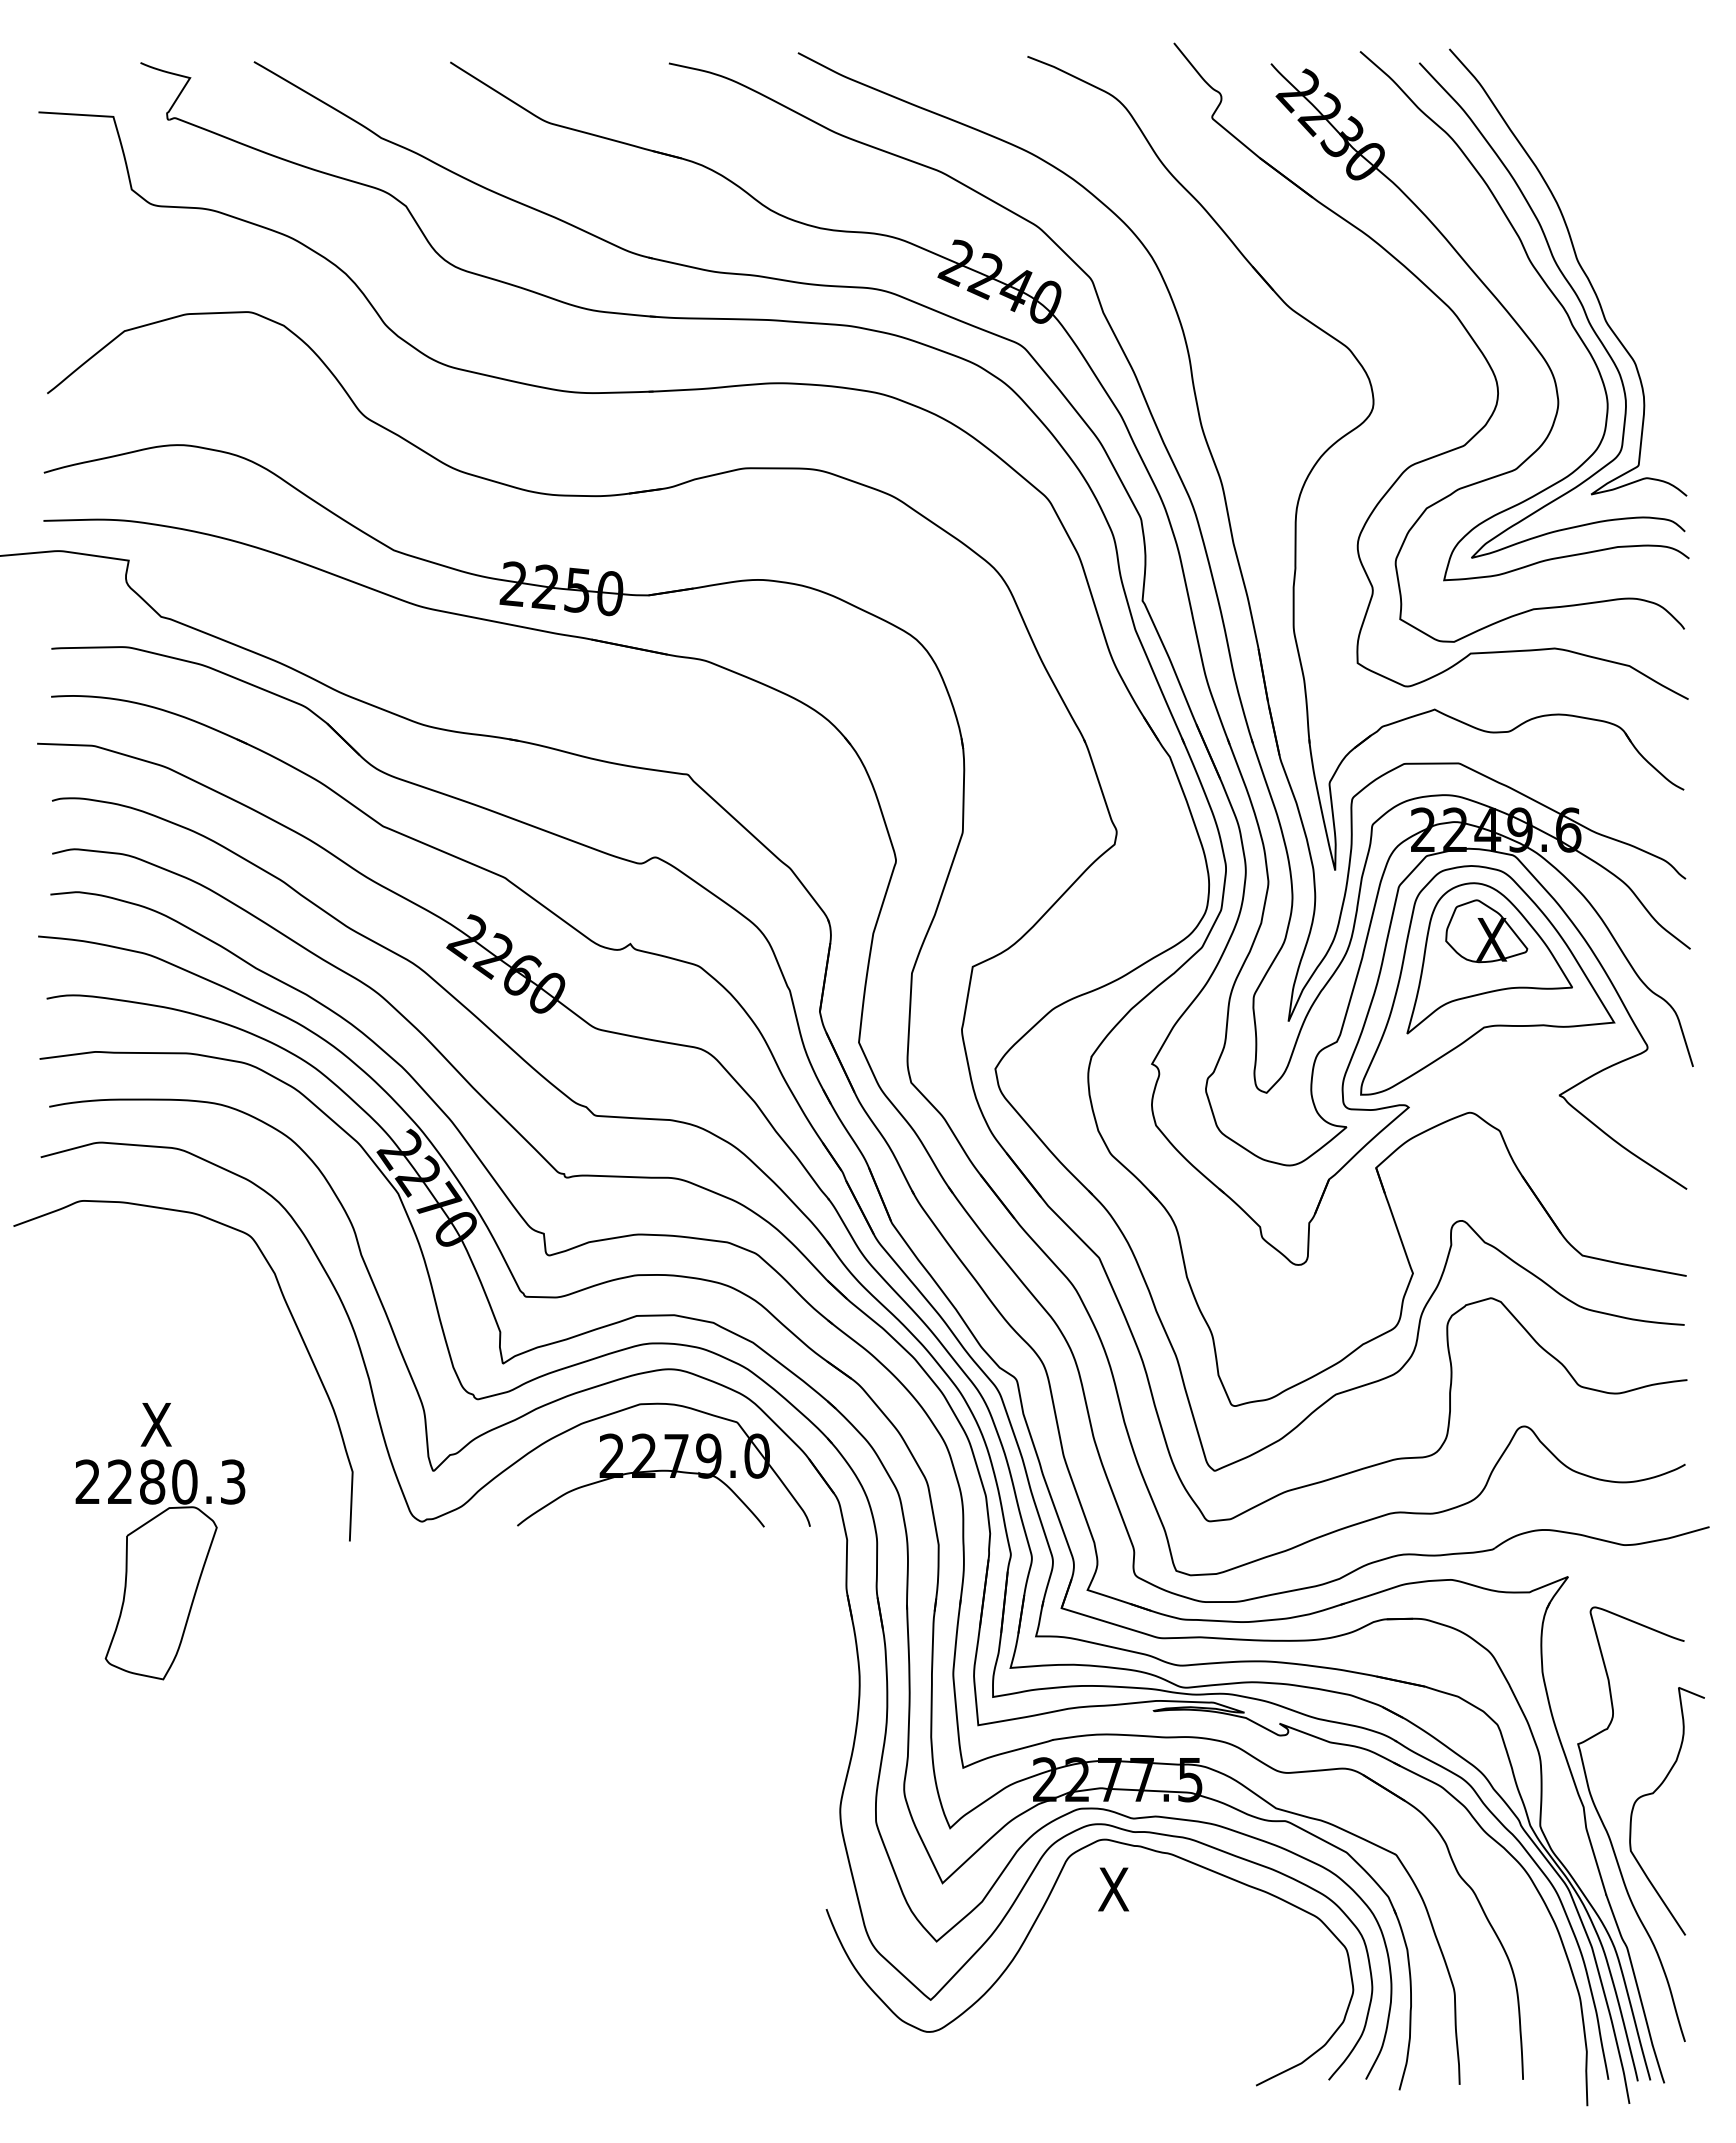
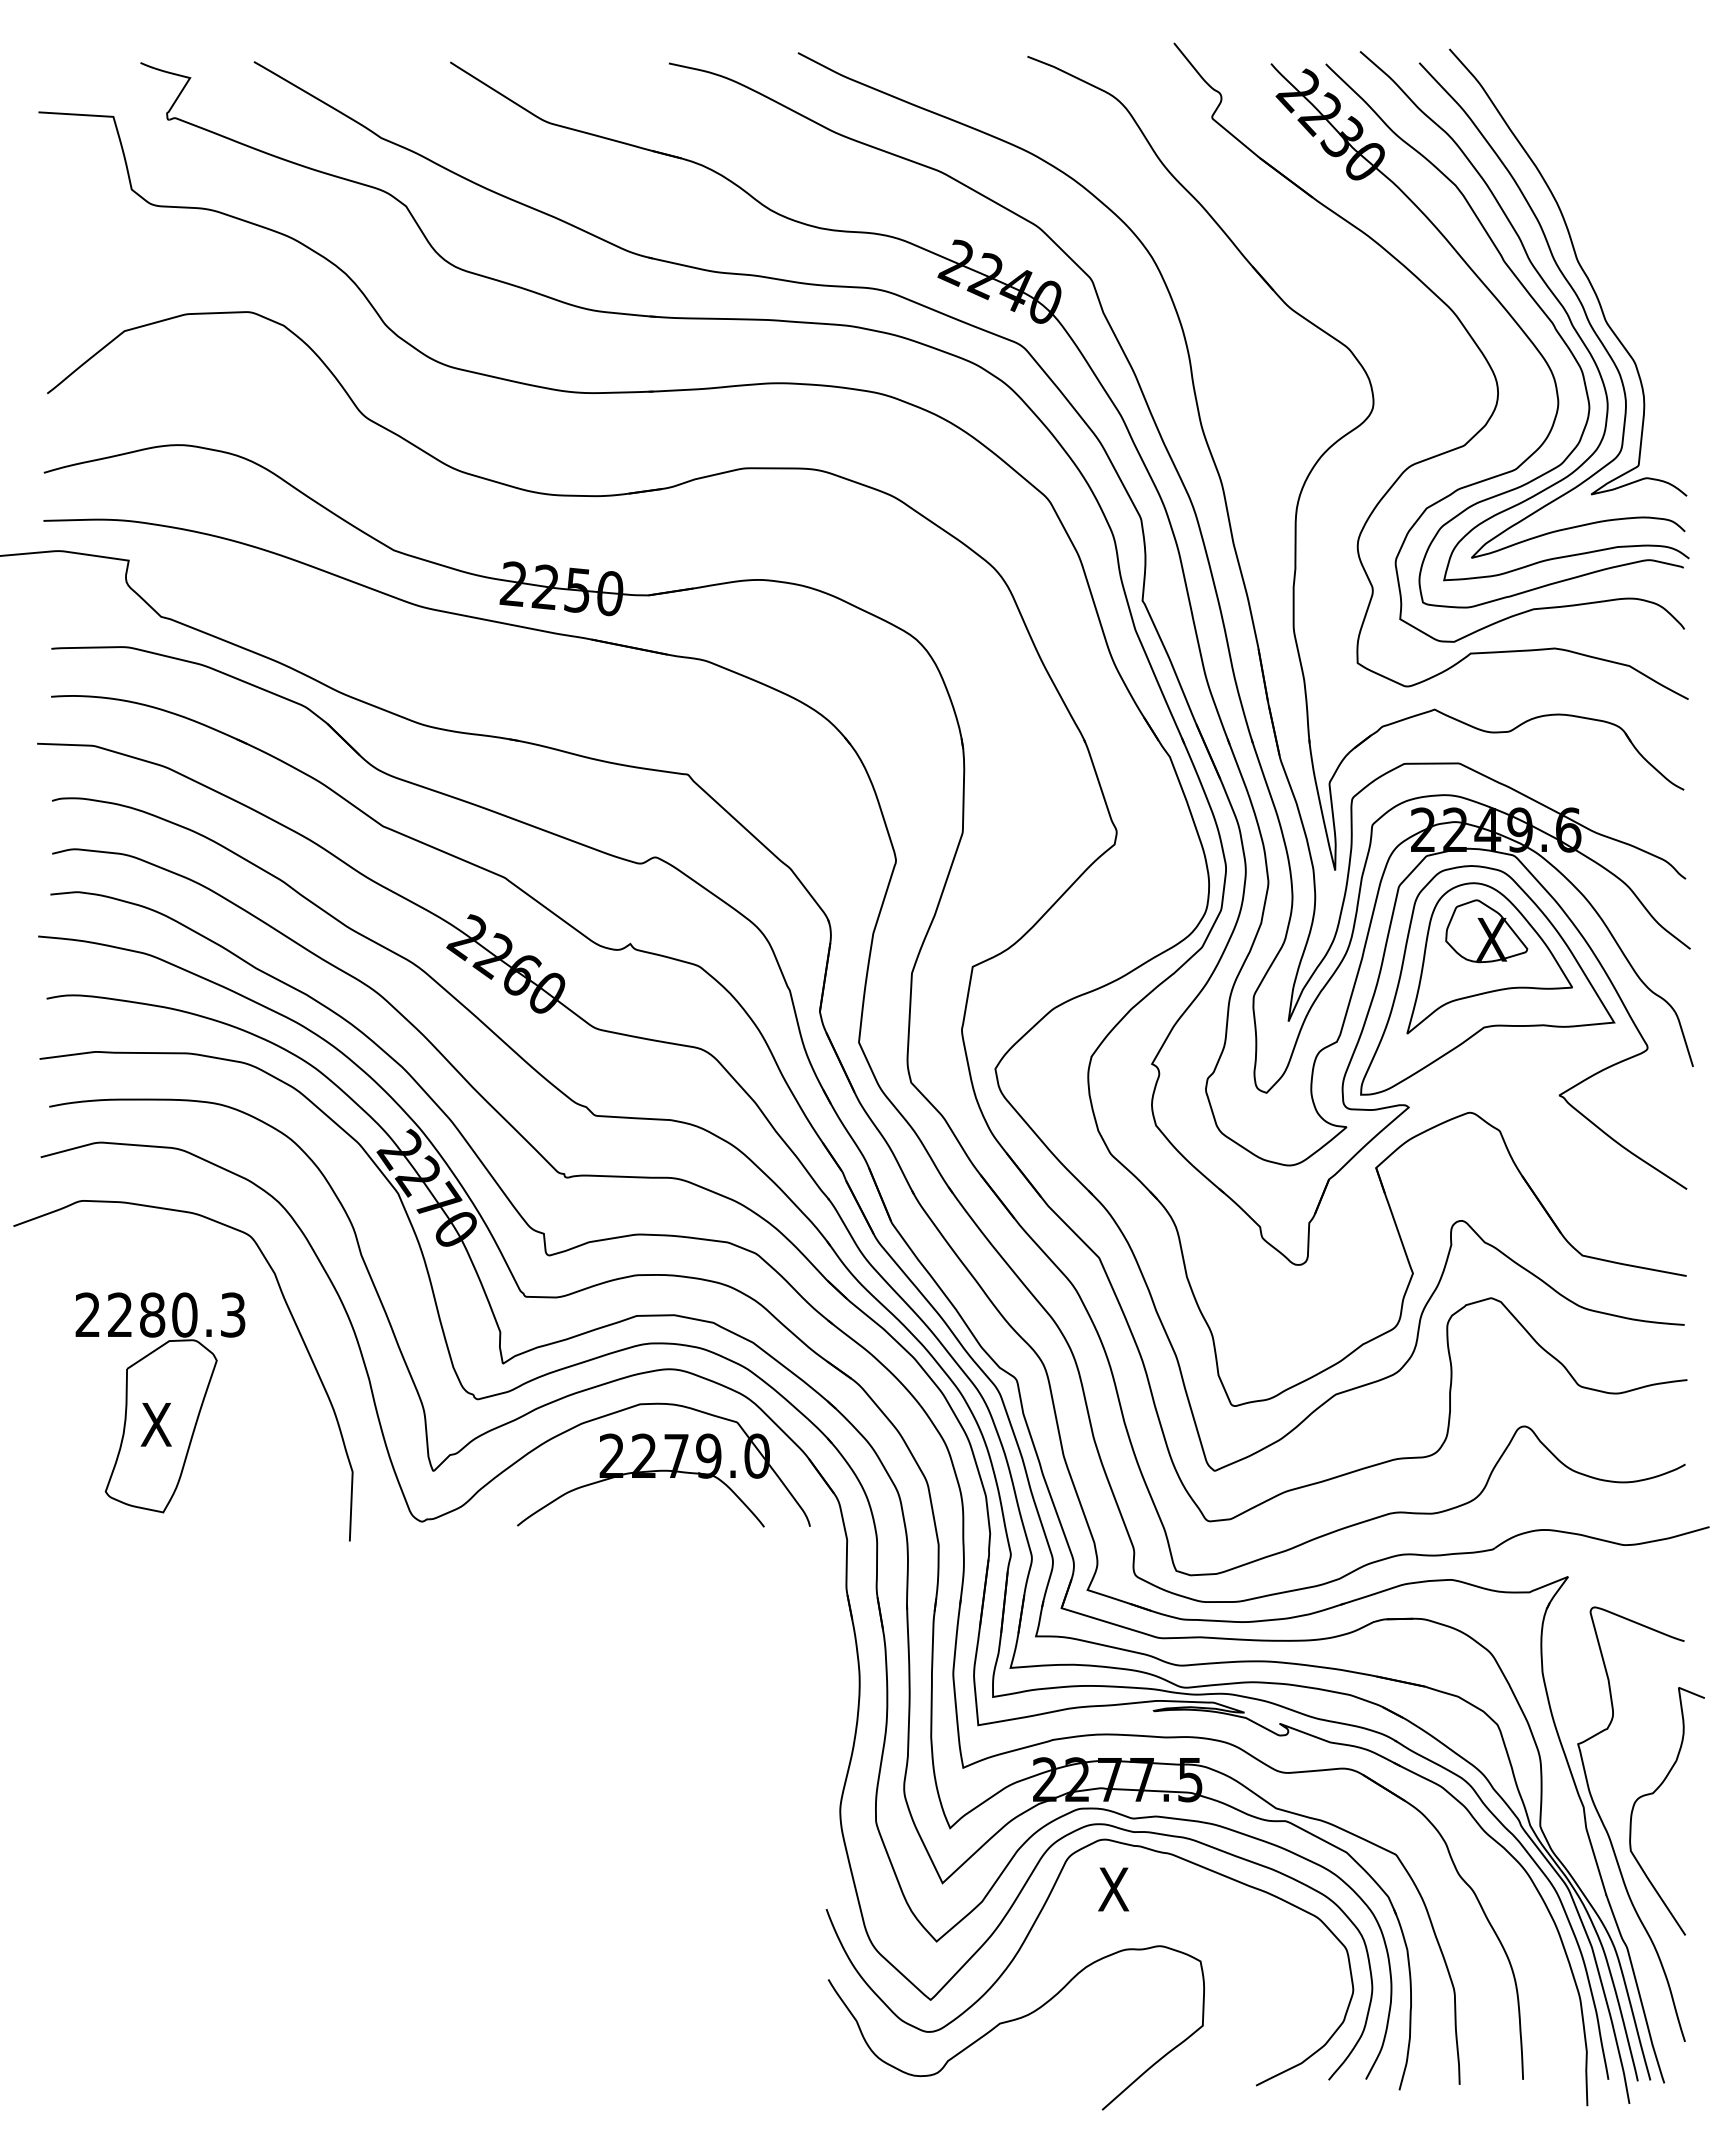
curve: none -> present (1538, 307)
part position: (160, 1569) -> (160, 1402) (160, 1402)
curve: none -> present (1013, 2021)
